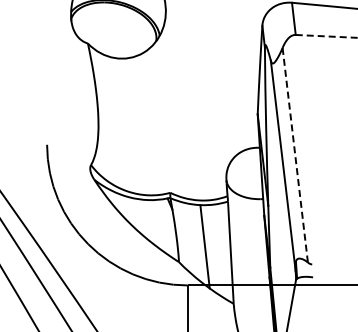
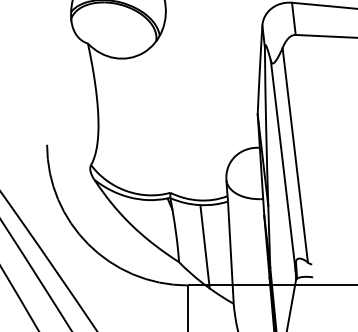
line: dashed -> solid (326, 36)
line: dashed -> solid (295, 155)
